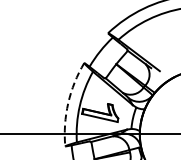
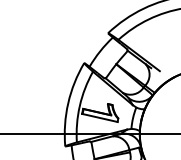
arc: dashed -> solid (68, 103)
